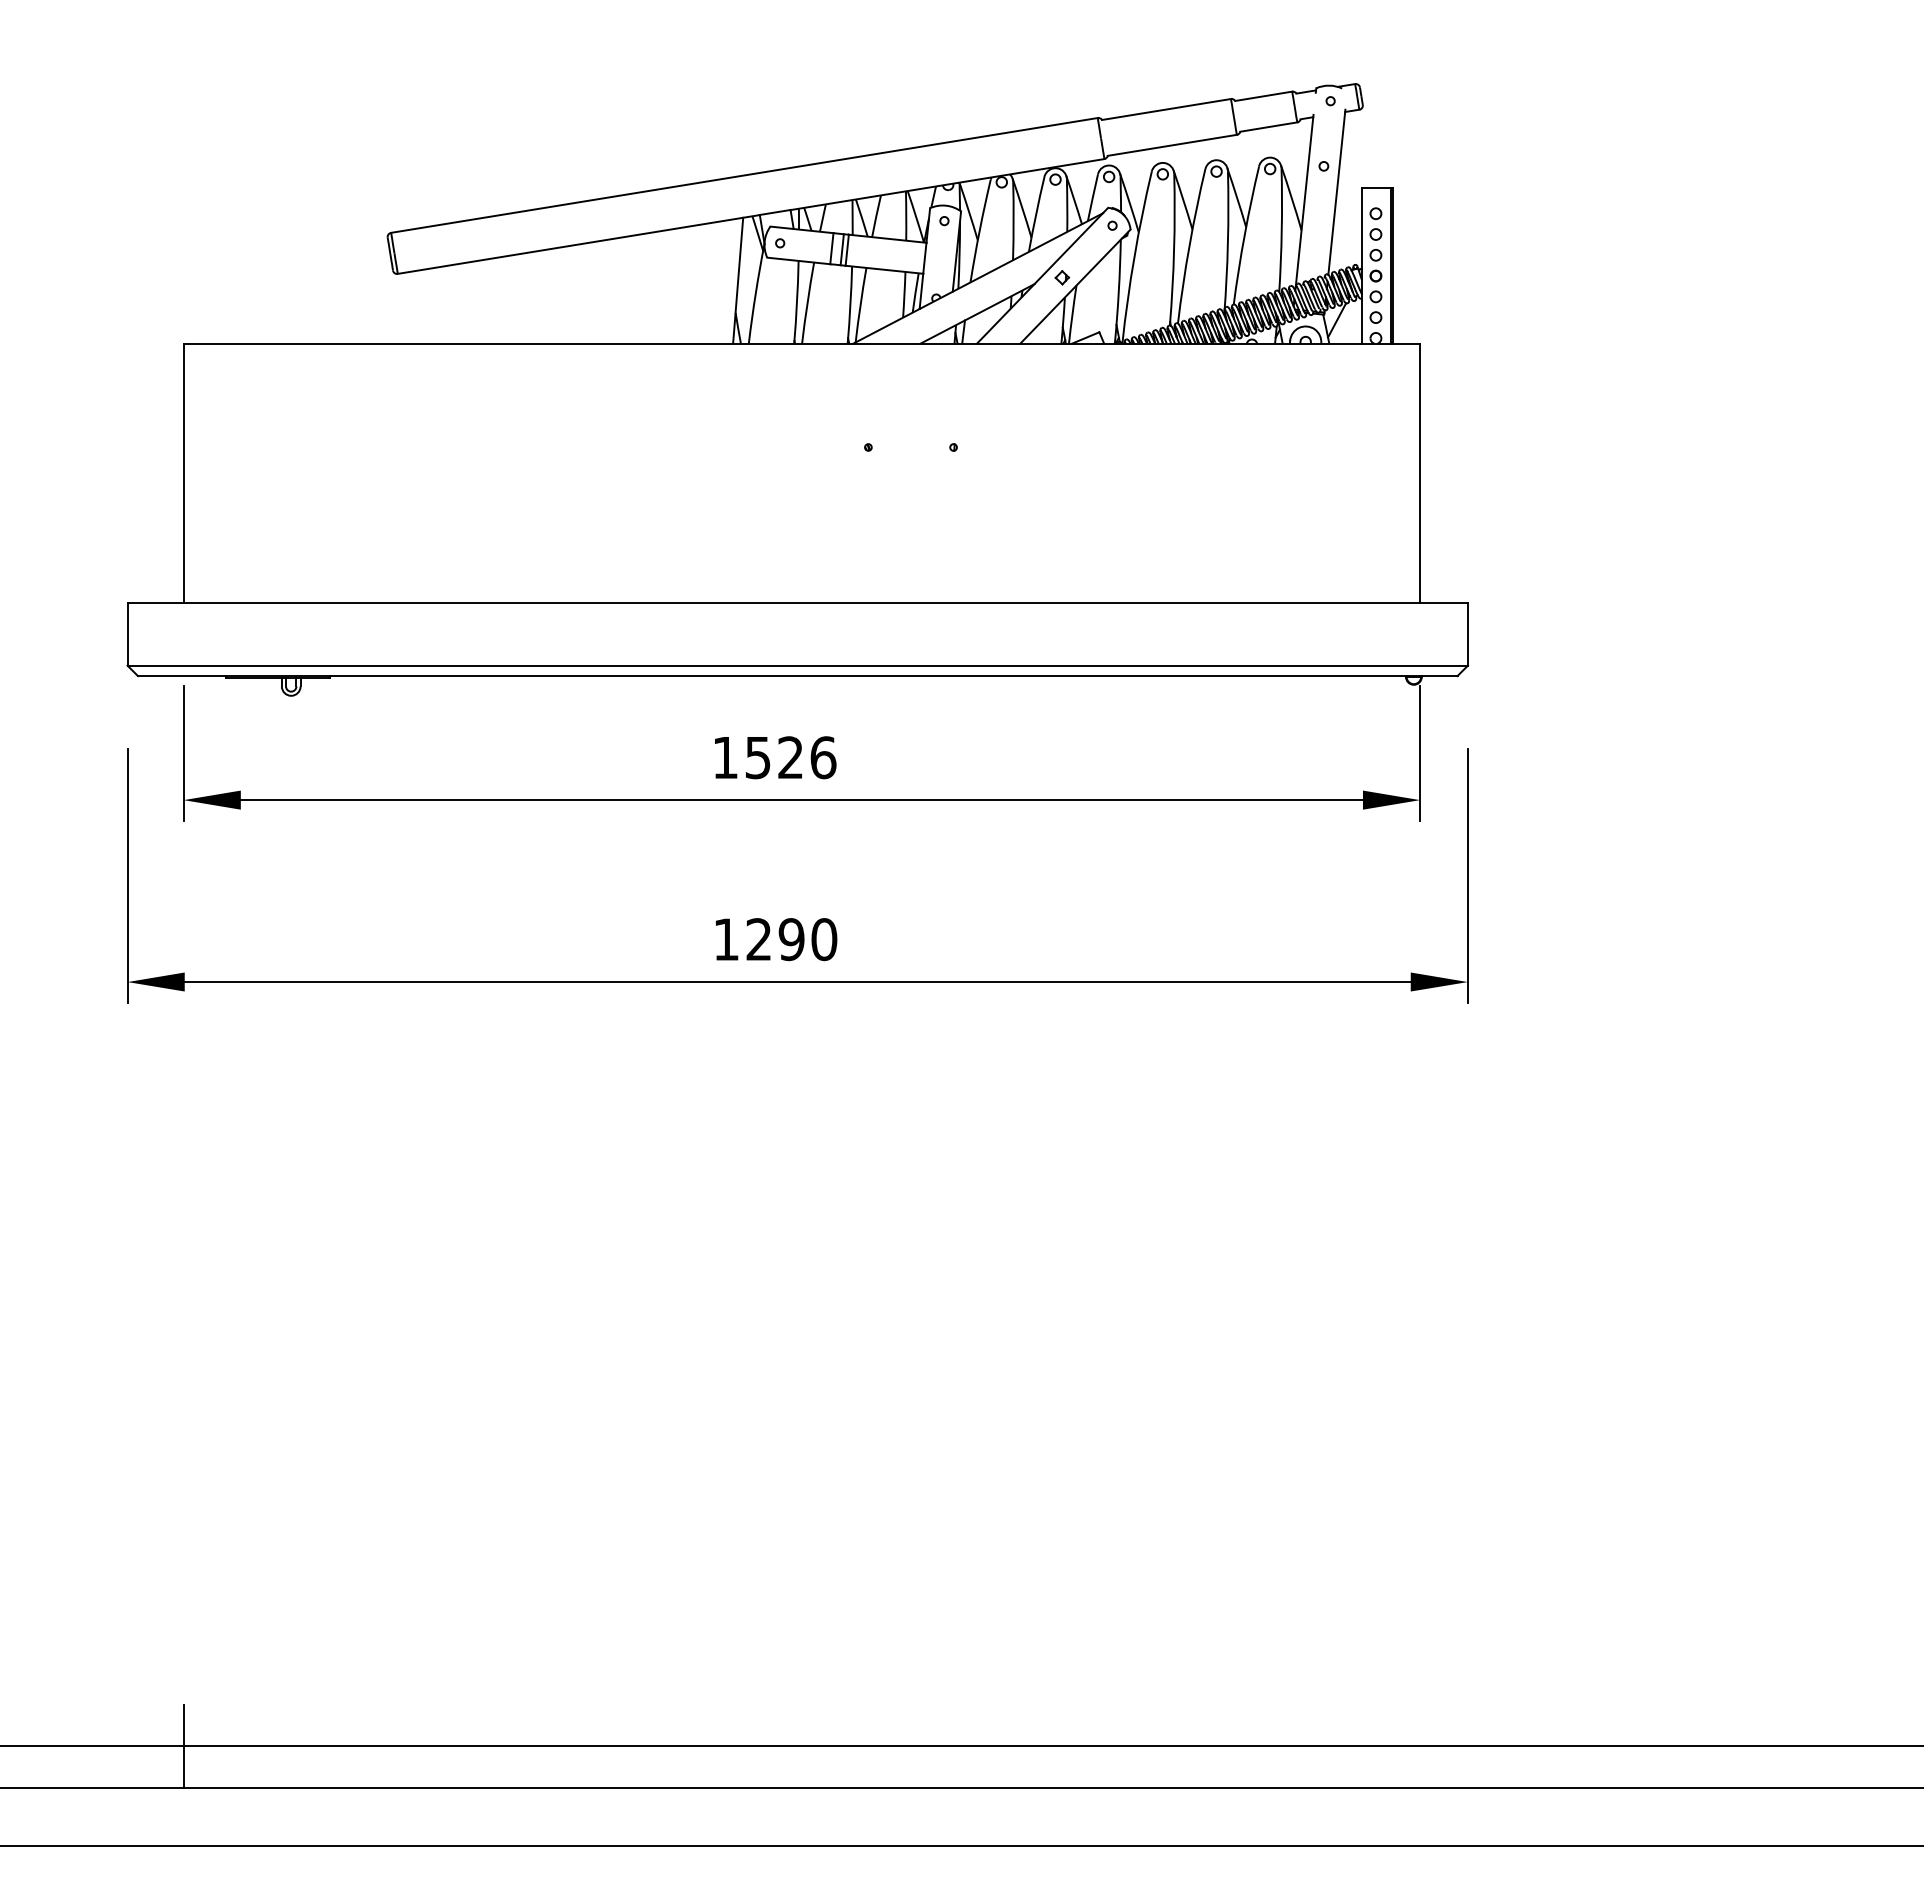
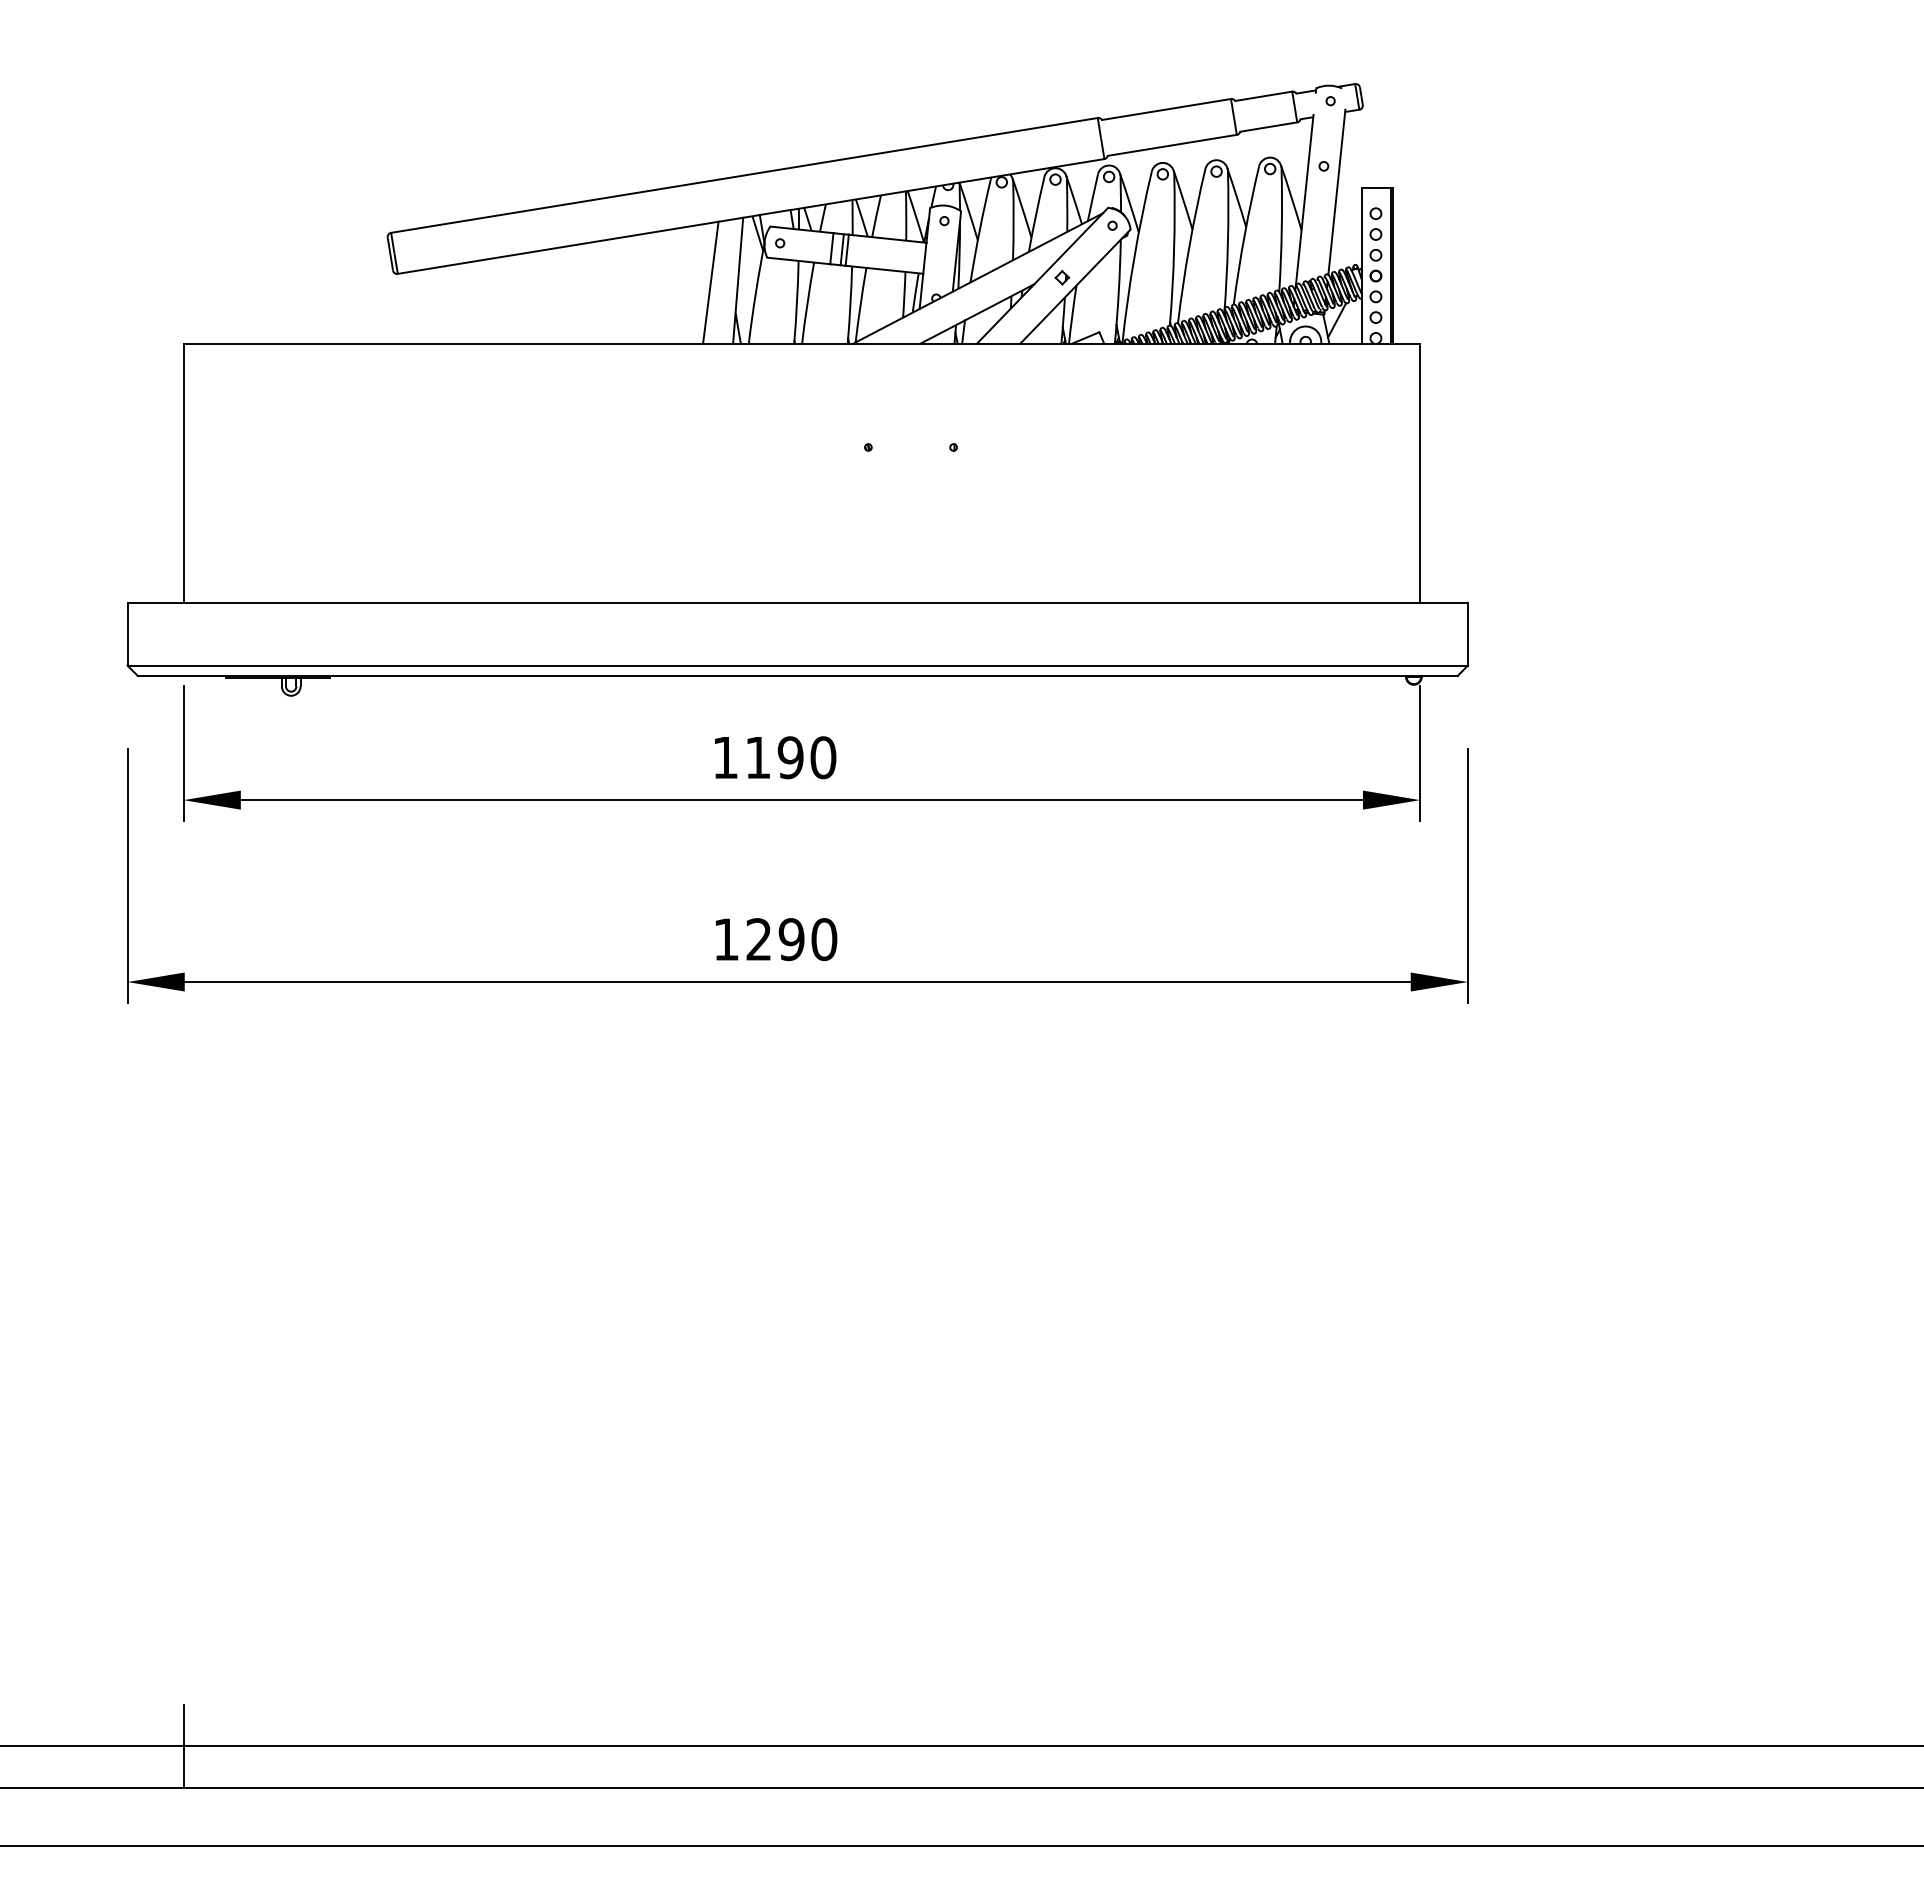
line: none -> present (710, 282)
text: 1526 -> 1190 (791, 757)
